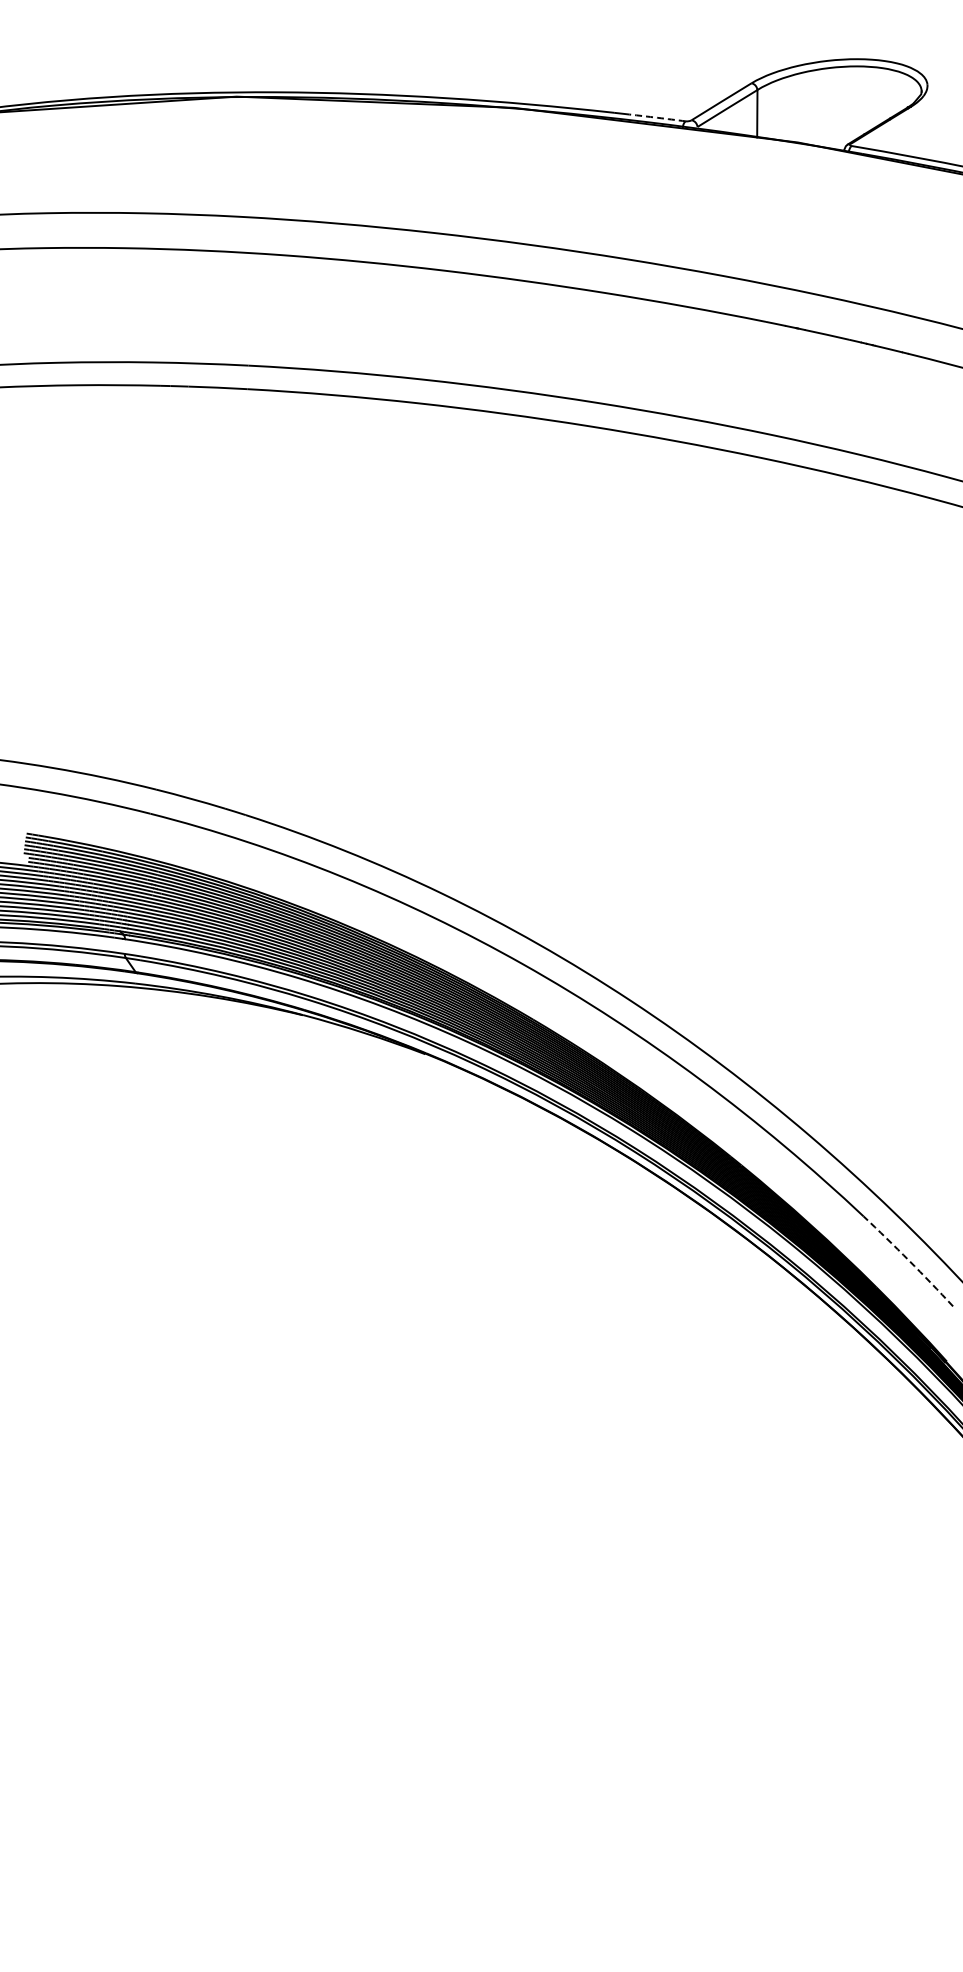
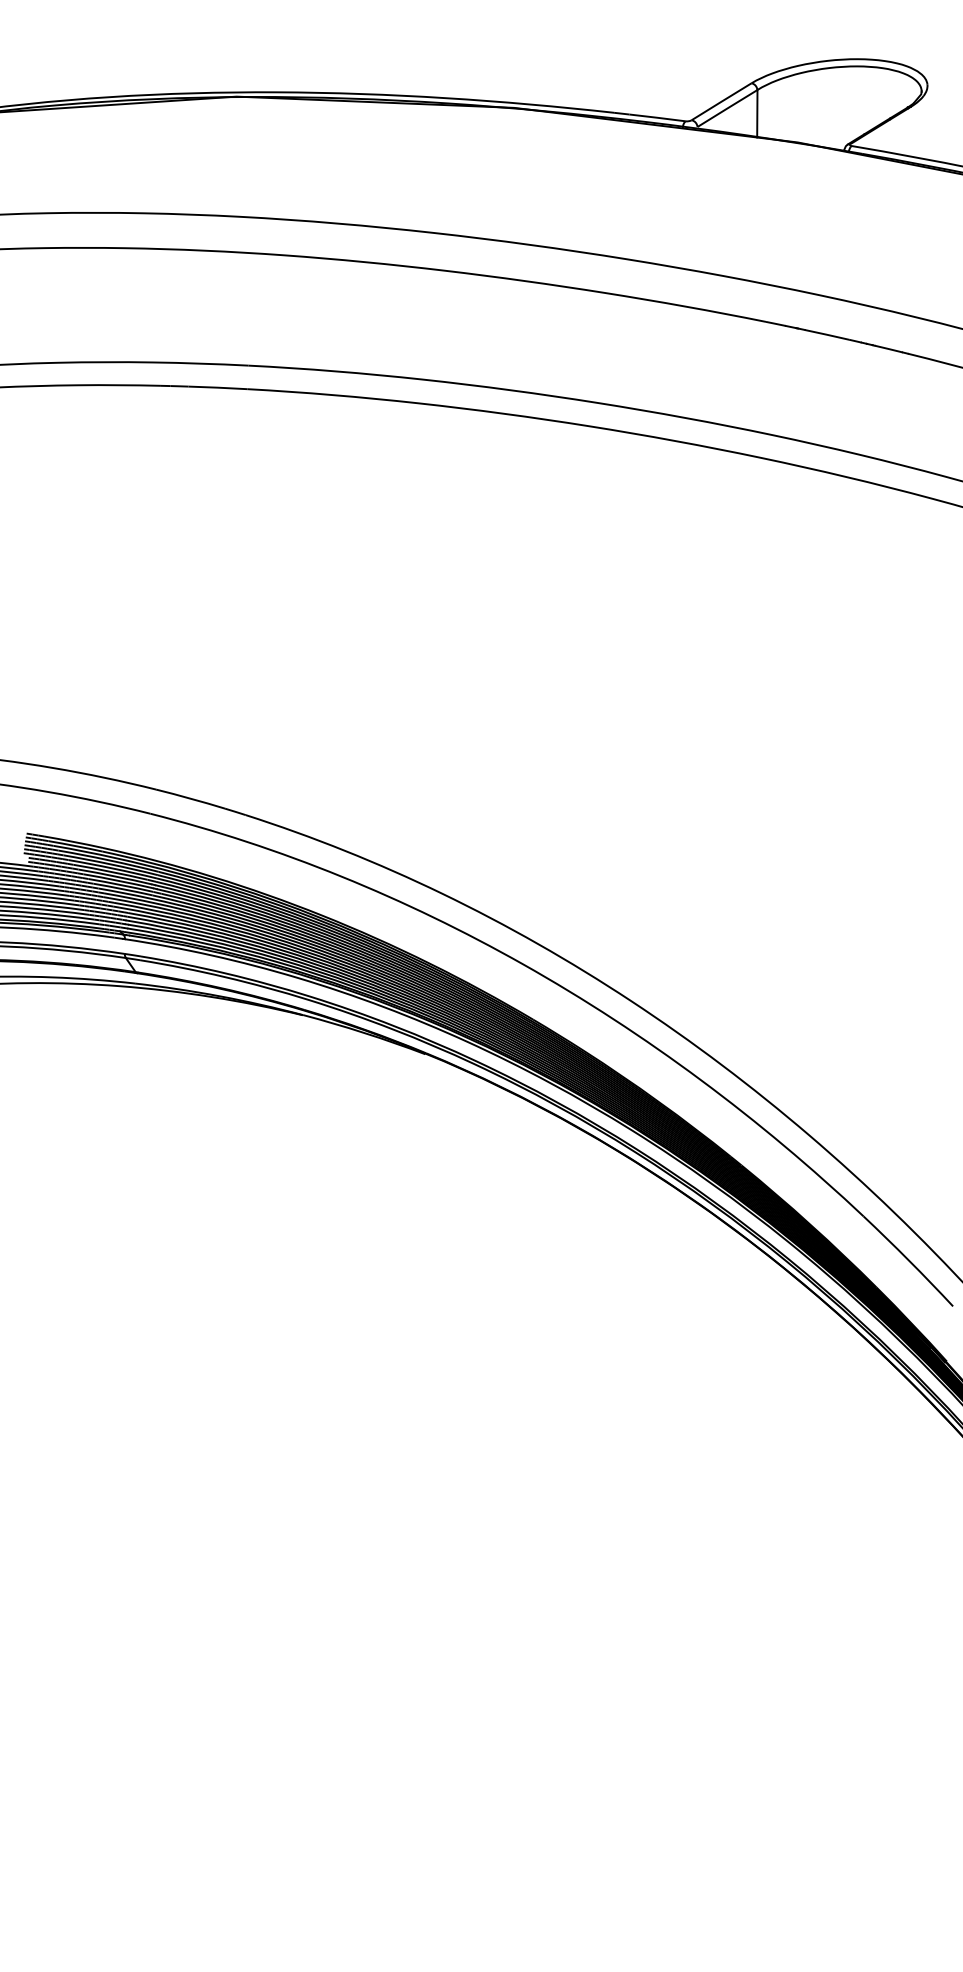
arc: dashed -> solid (657, 117)
arc: dashed -> solid (909, 1260)
